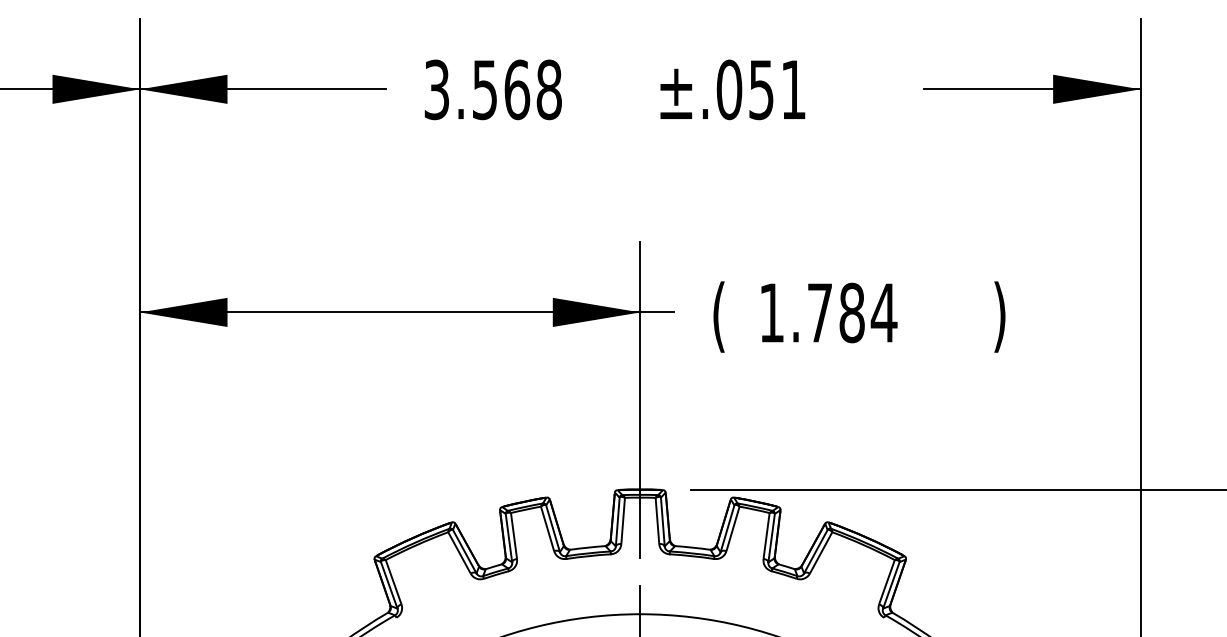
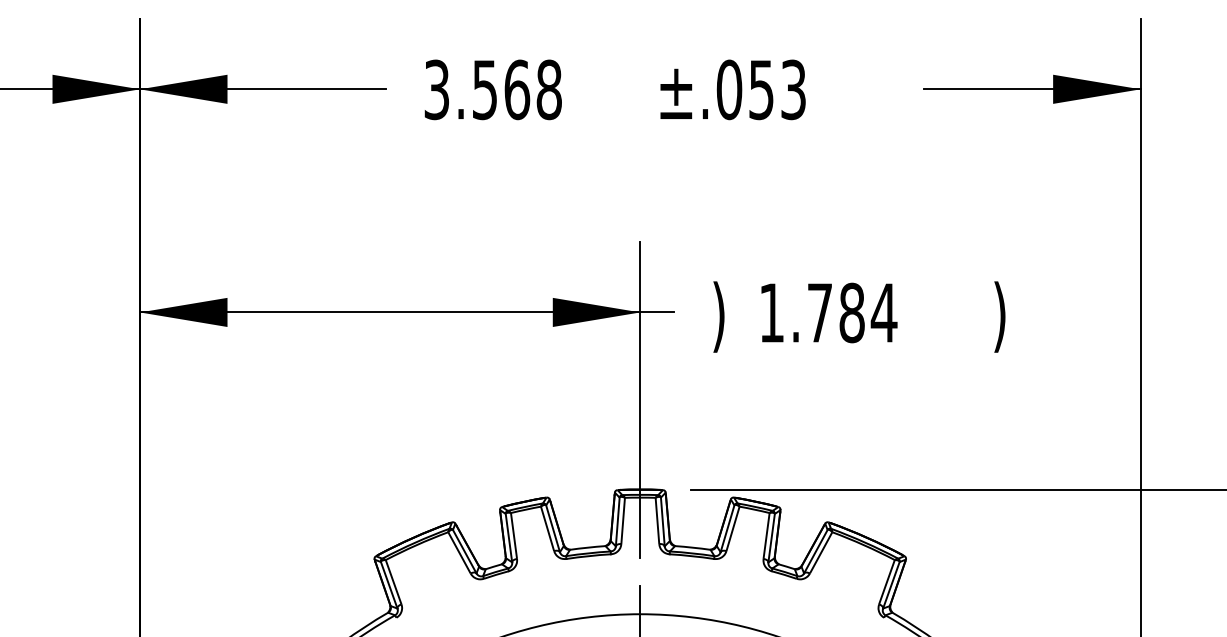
text: ±.051 -> ±.053 (793, 89)
text: ( -> ) (718, 316)
